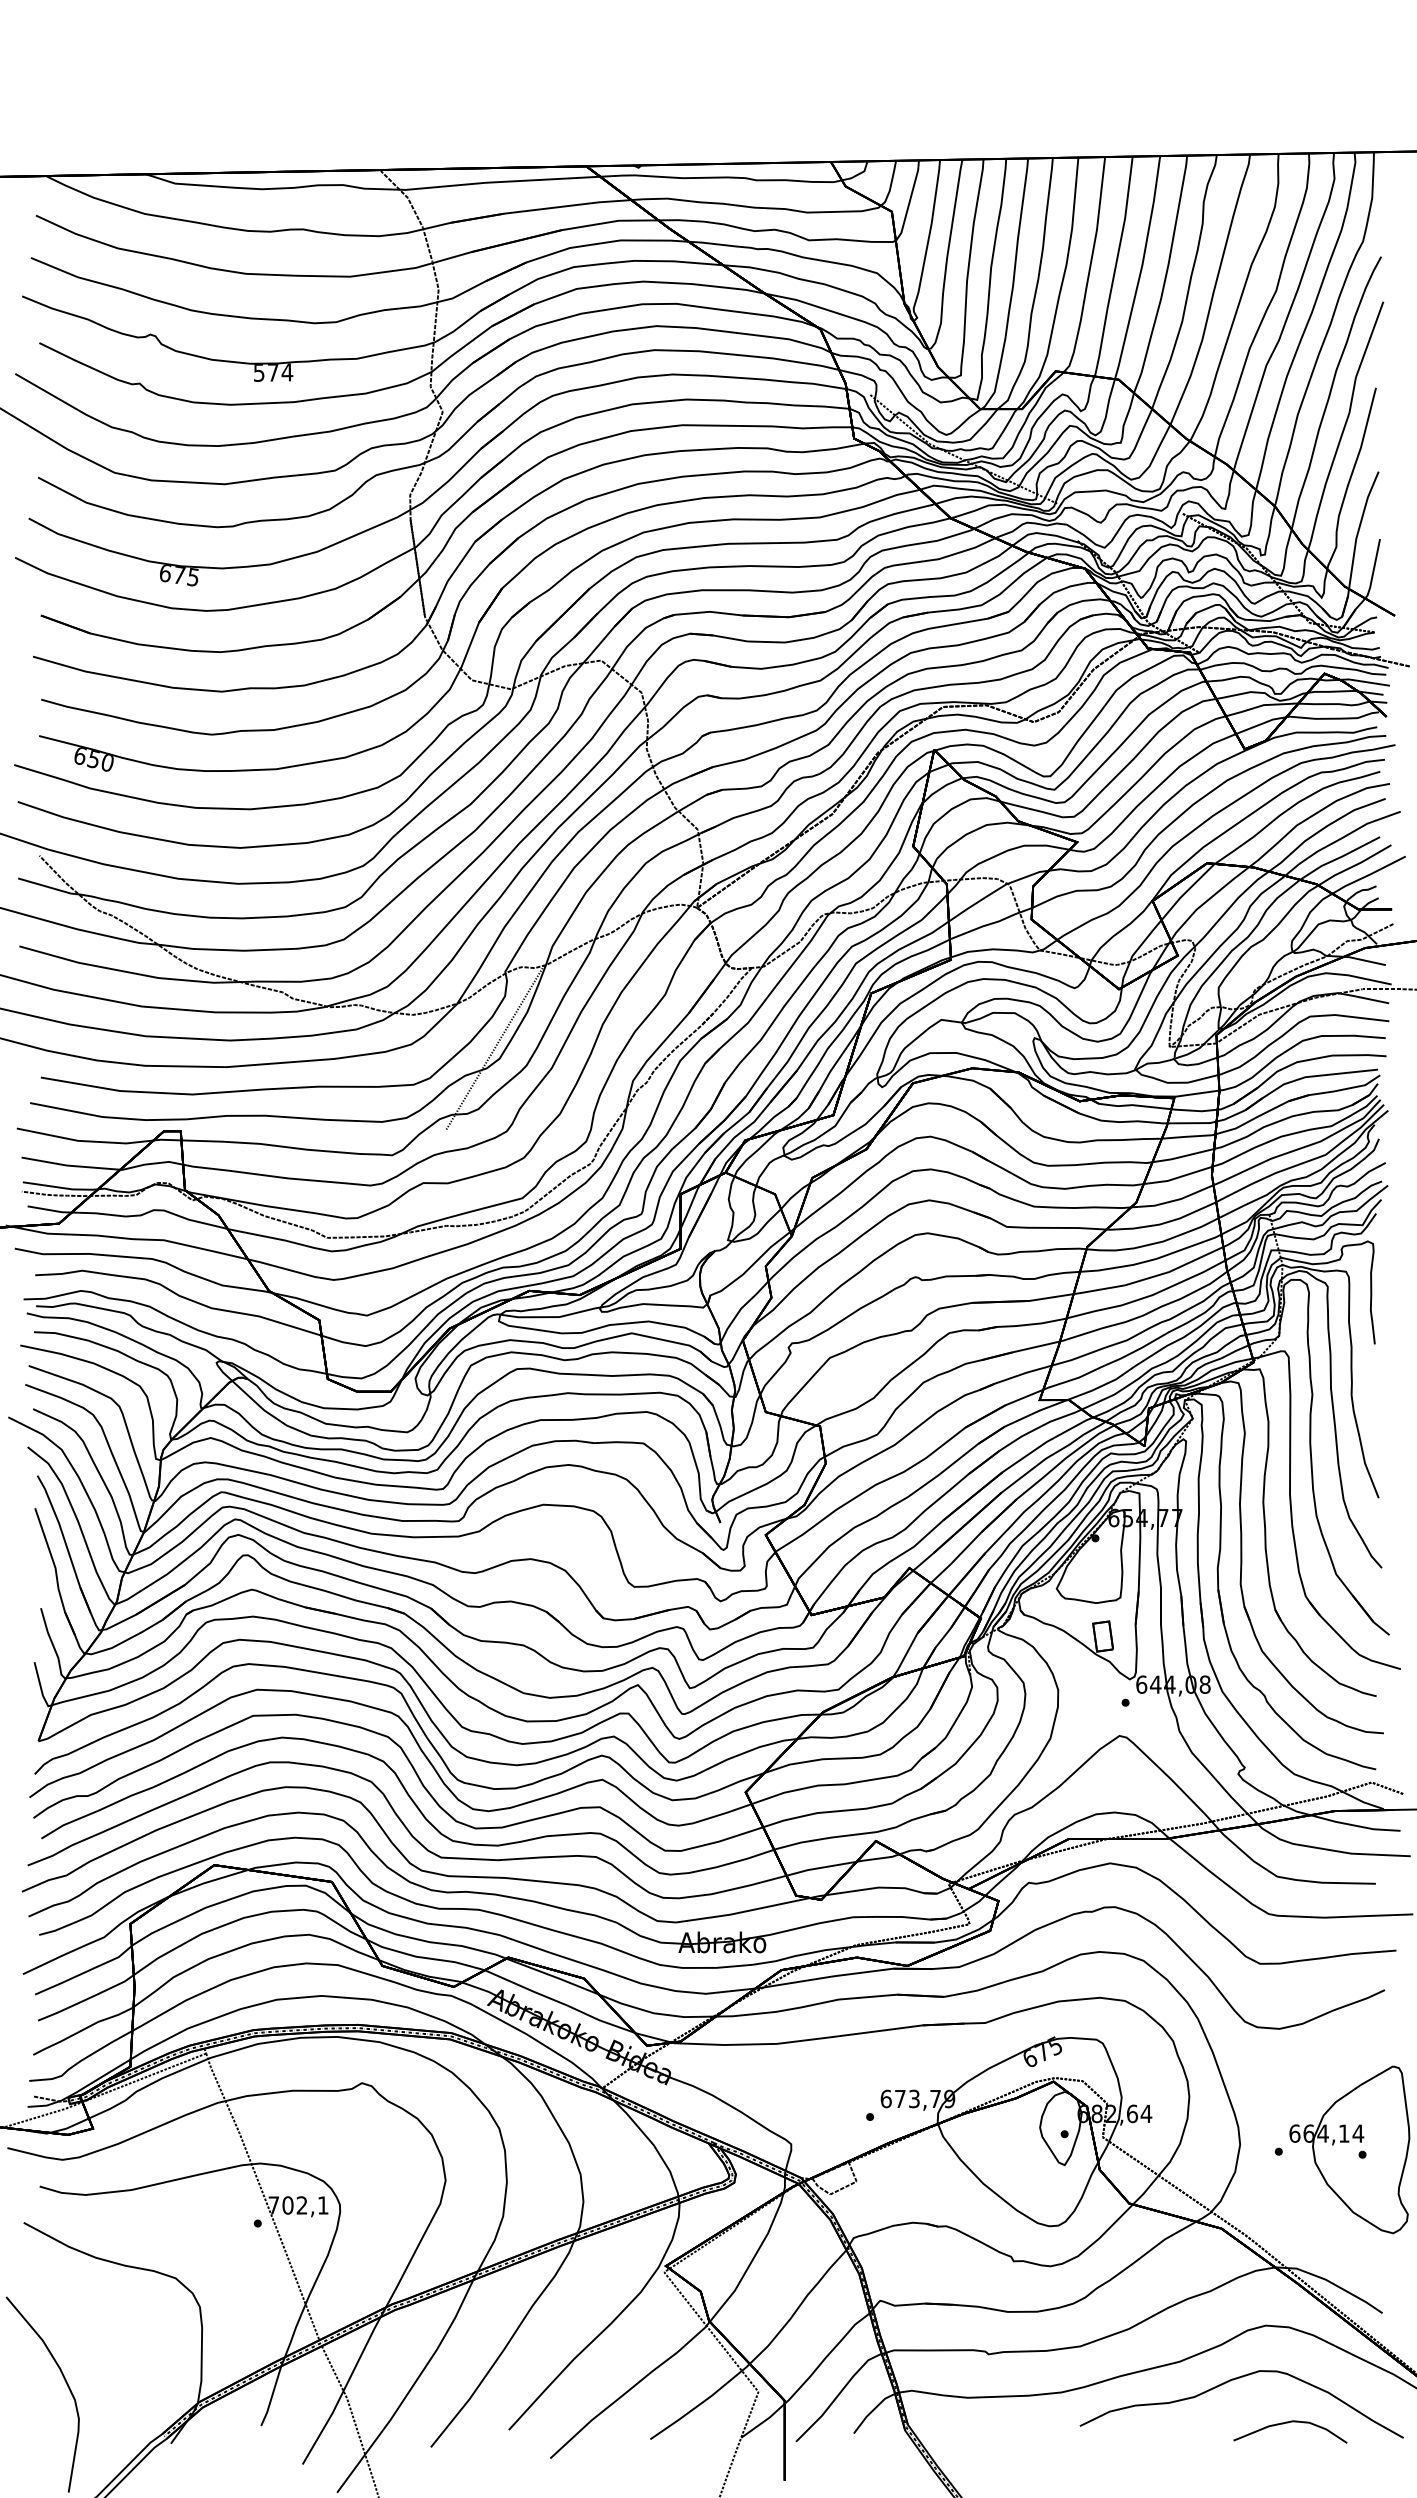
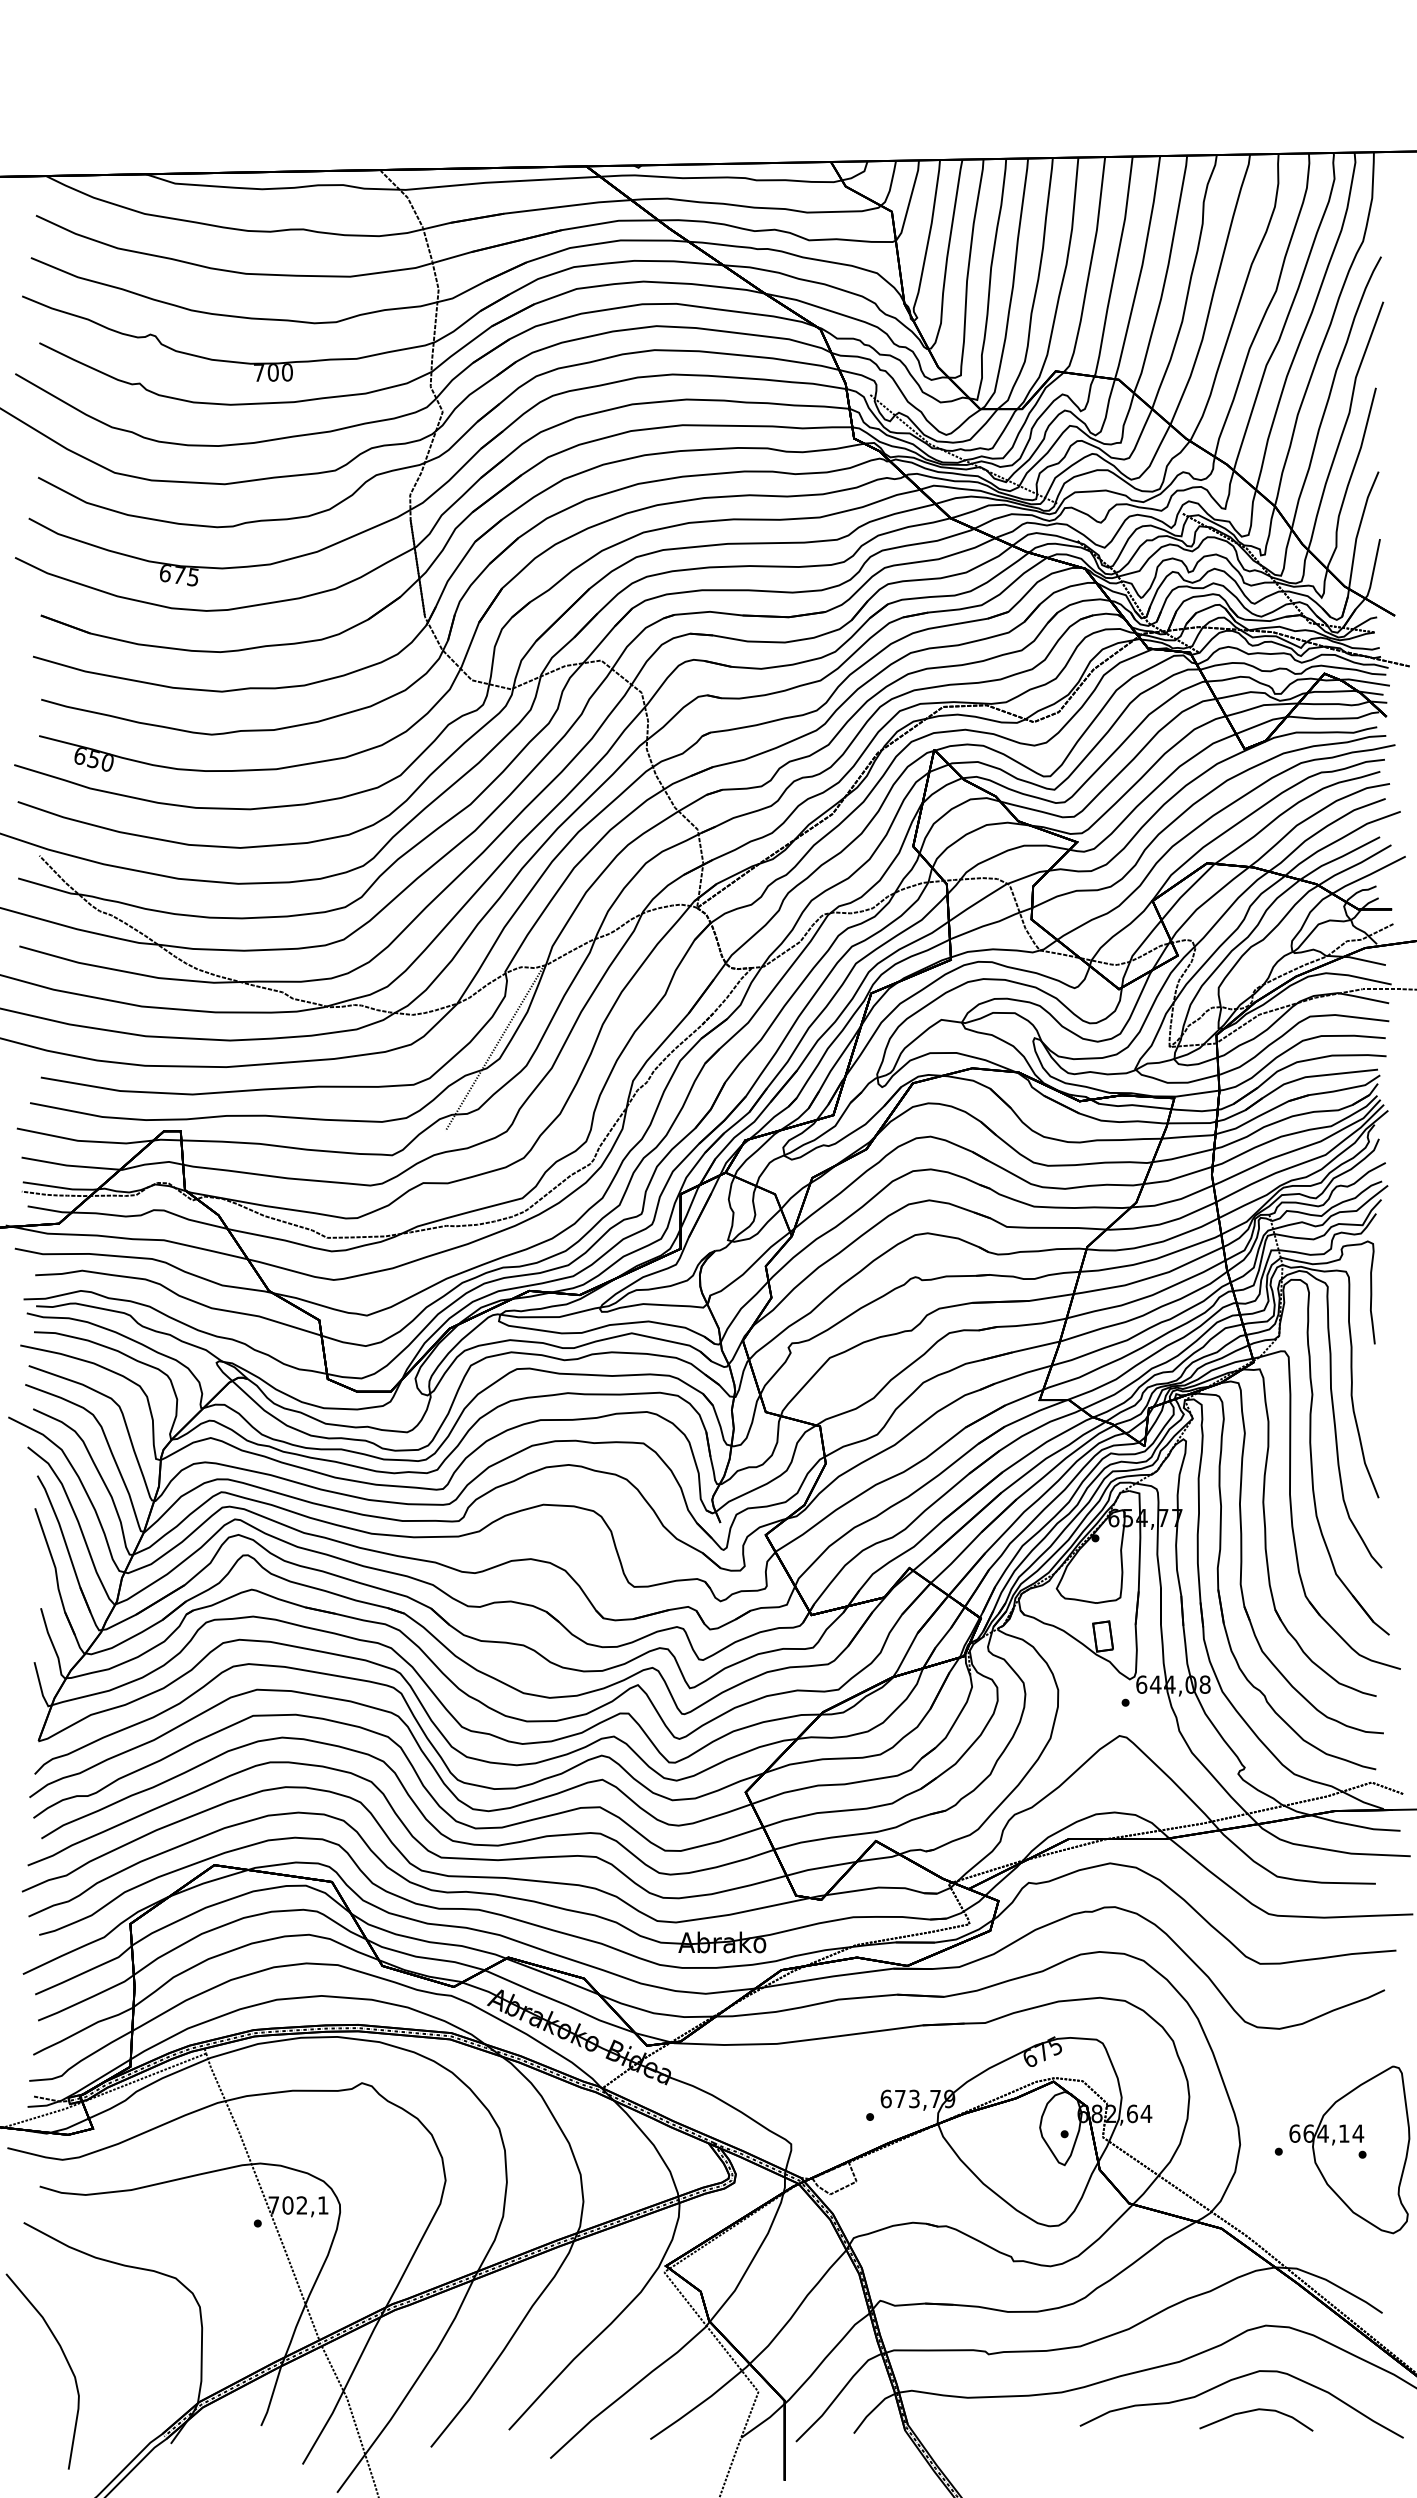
text: 574 -> 700 (273, 372)
curve position: (65, 2382) -> (65, 2359) (65, 2359)
curve position: (1288, 2423) -> (1254, 2411) (1254, 2411)
